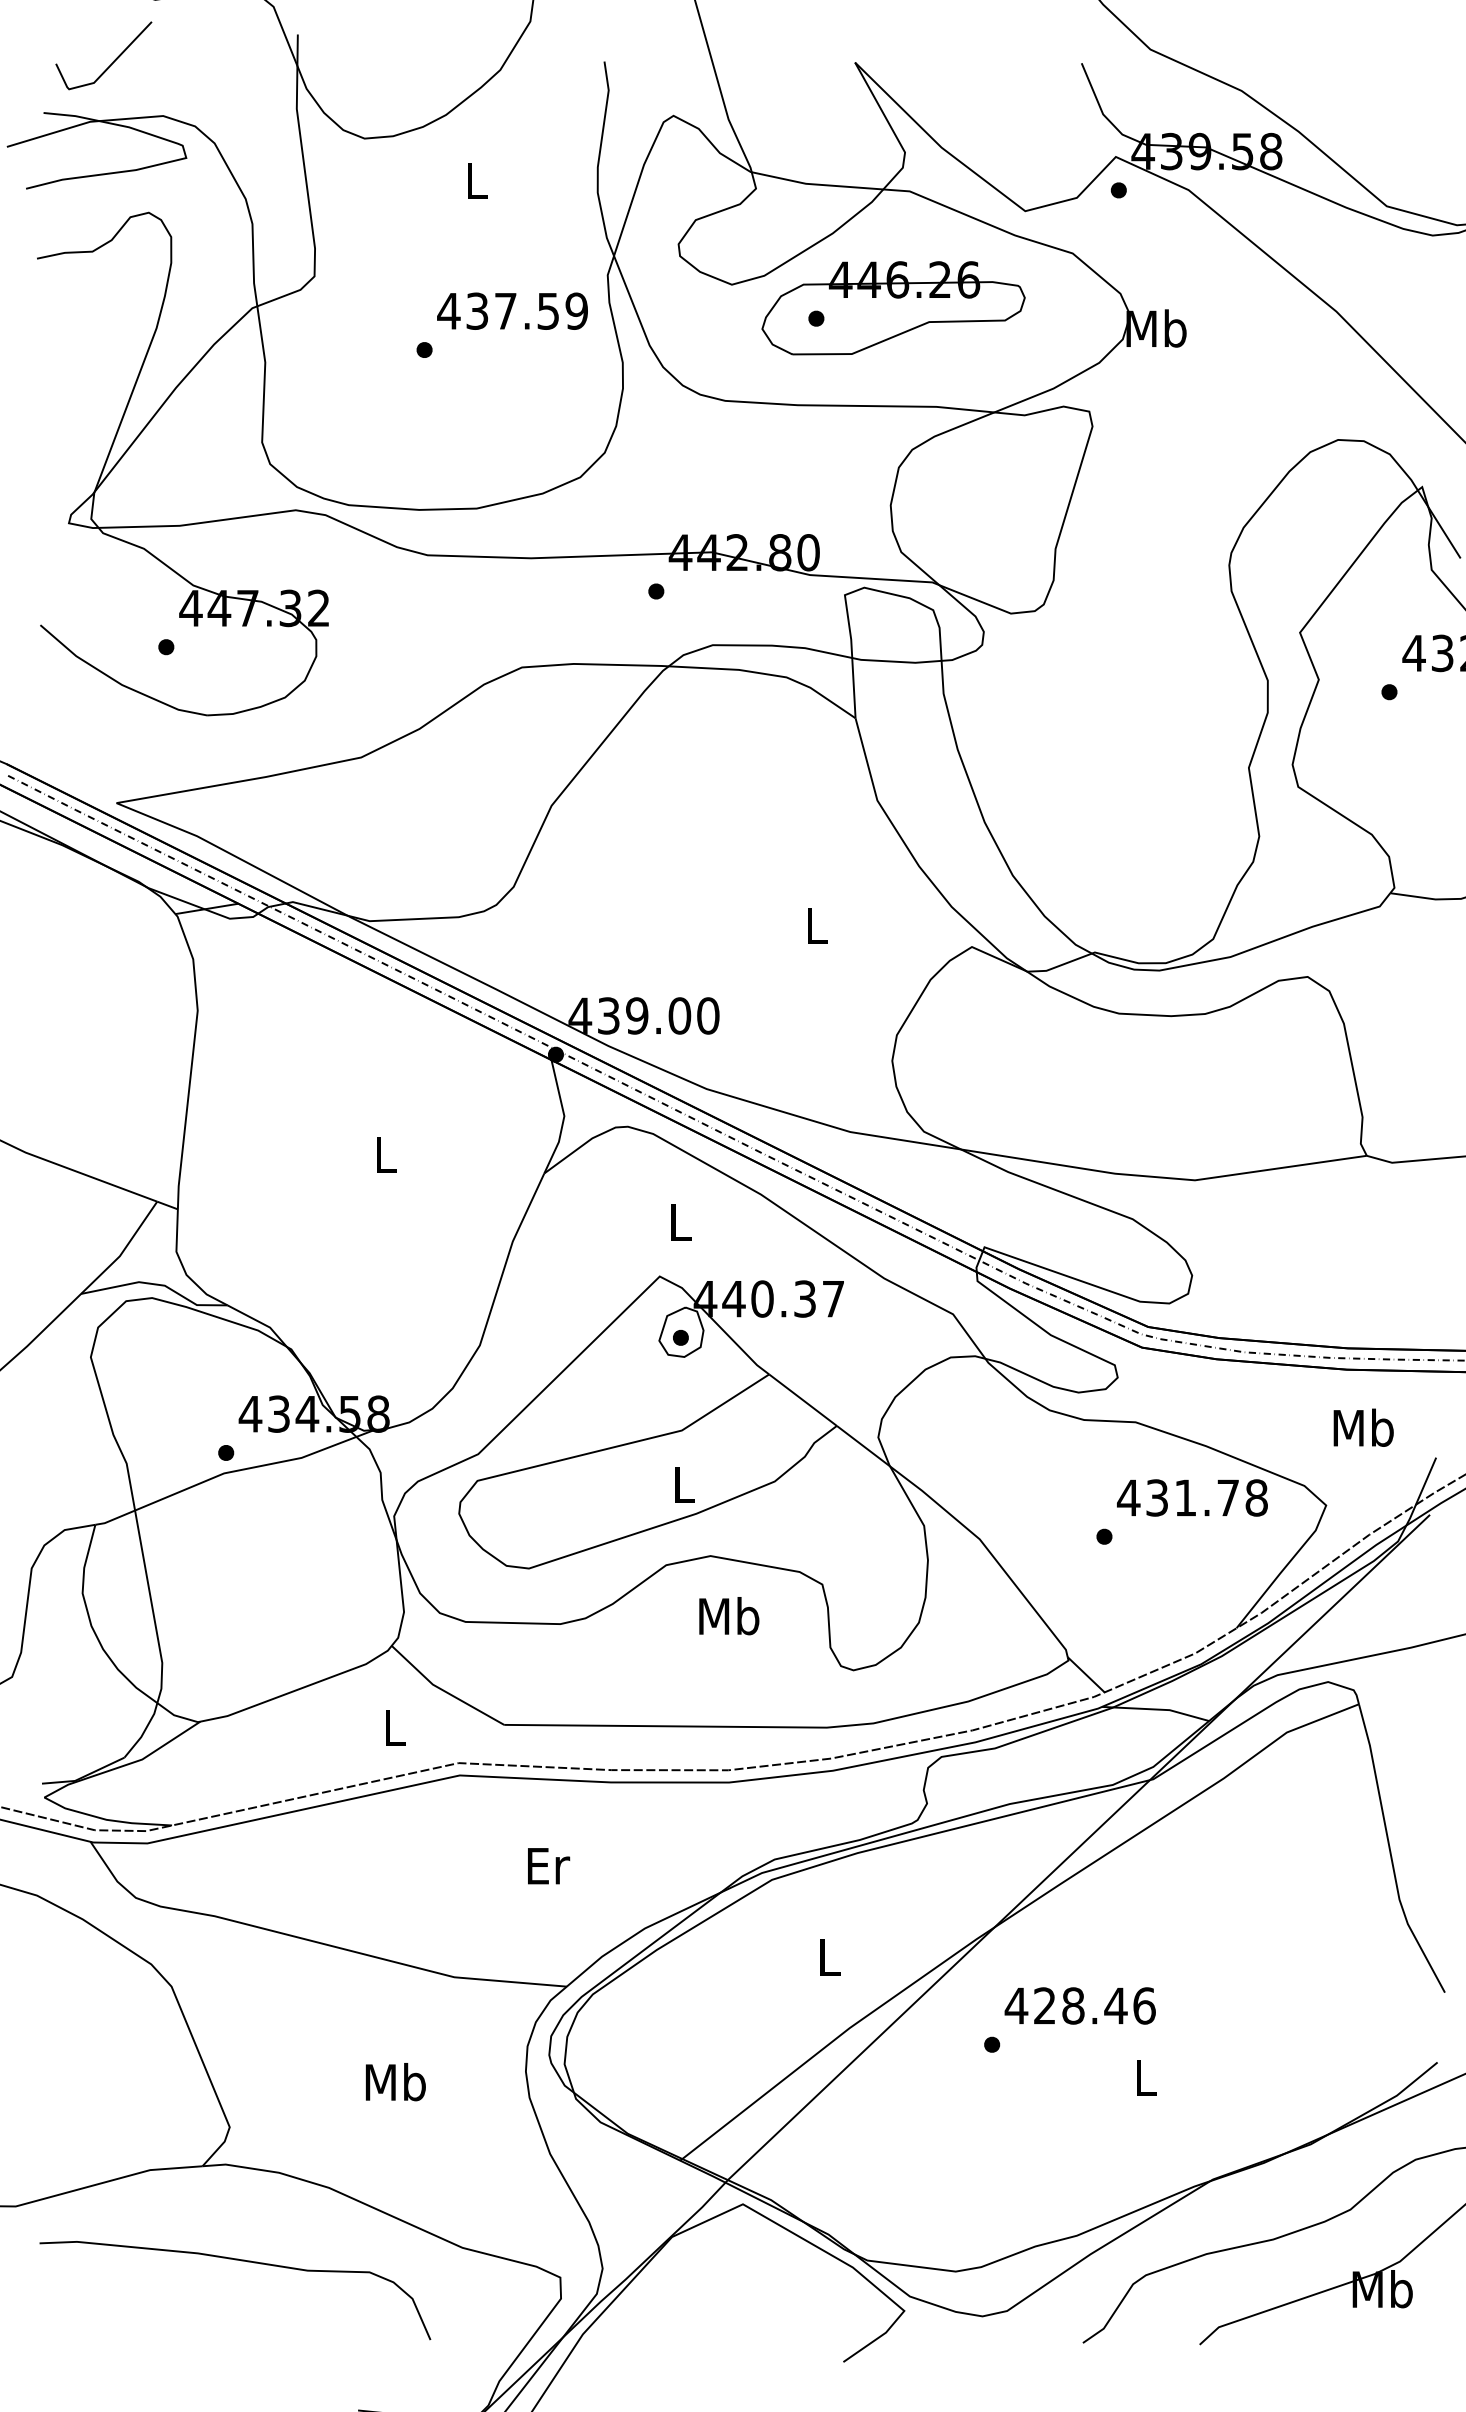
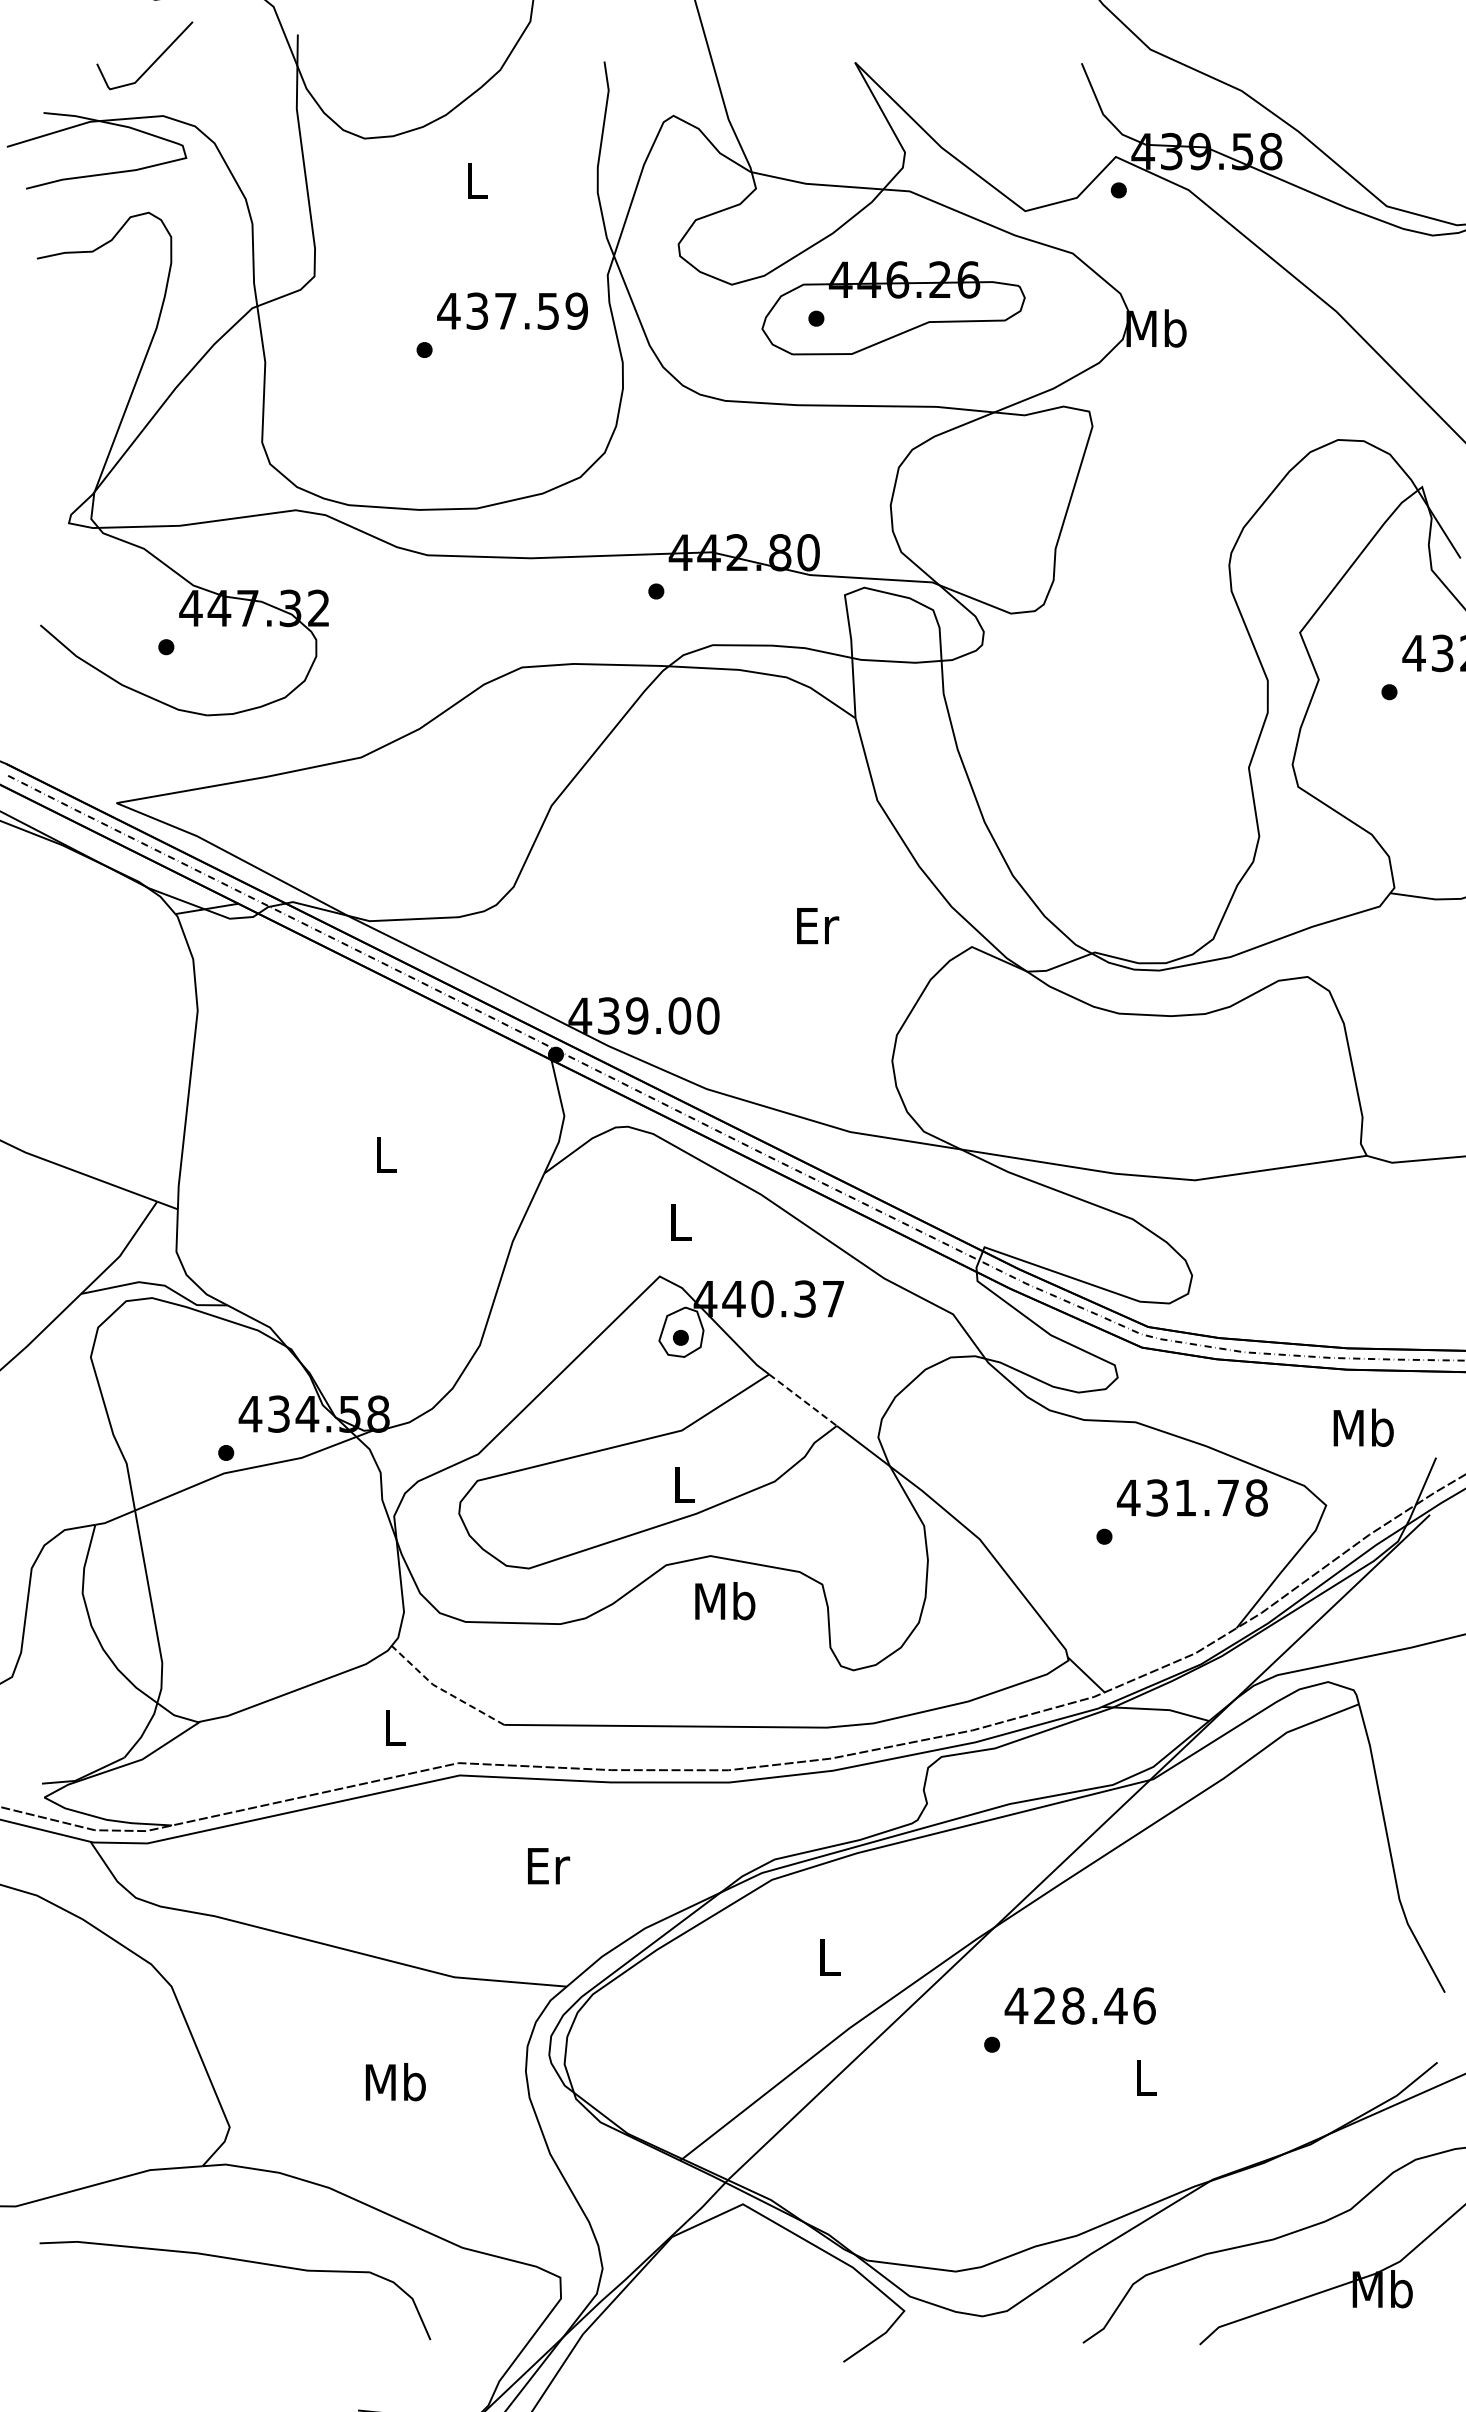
line position: (113, 60) -> (154, 60) (154, 60)
text: L -> Er (818, 926)
line: solid -> dashed (803, 1400)
text position: (729, 1616) -> (725, 1601) (725, 1601)
line: solid -> dashed (443, 1690)
